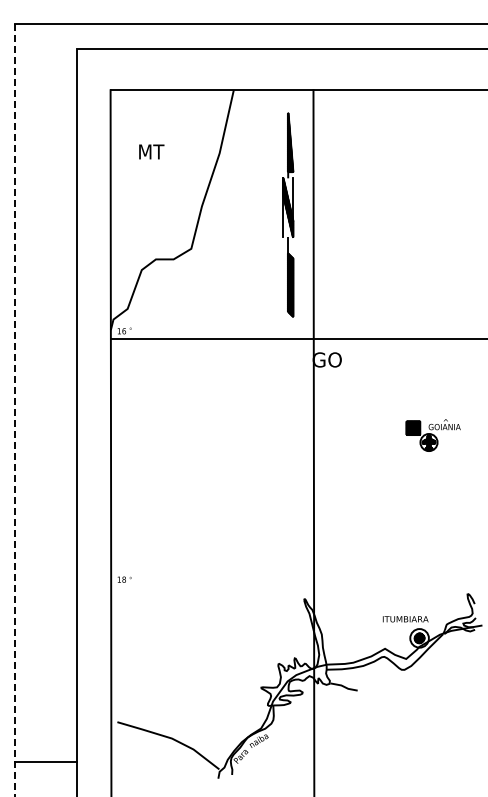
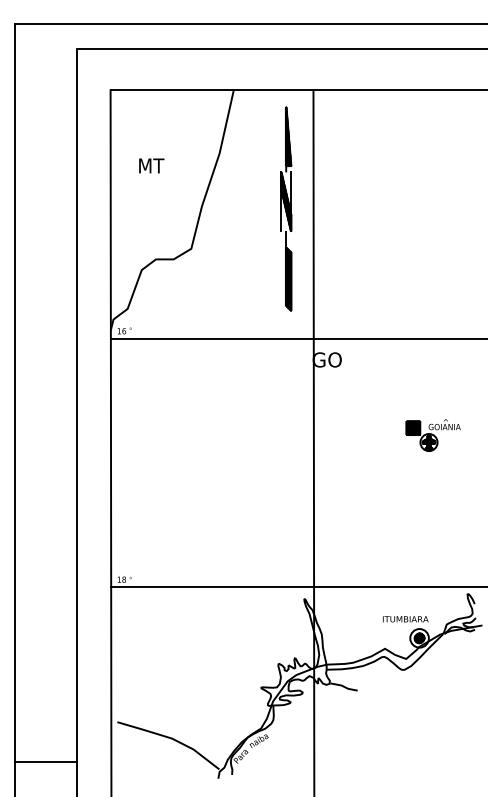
text position: (151, 151) -> (151, 165) (151, 165)
part position: (288, 214) -> (286, 208) (286, 208)
line: dashed -> solid (14, 410)
line: none -> present (297, 587)
